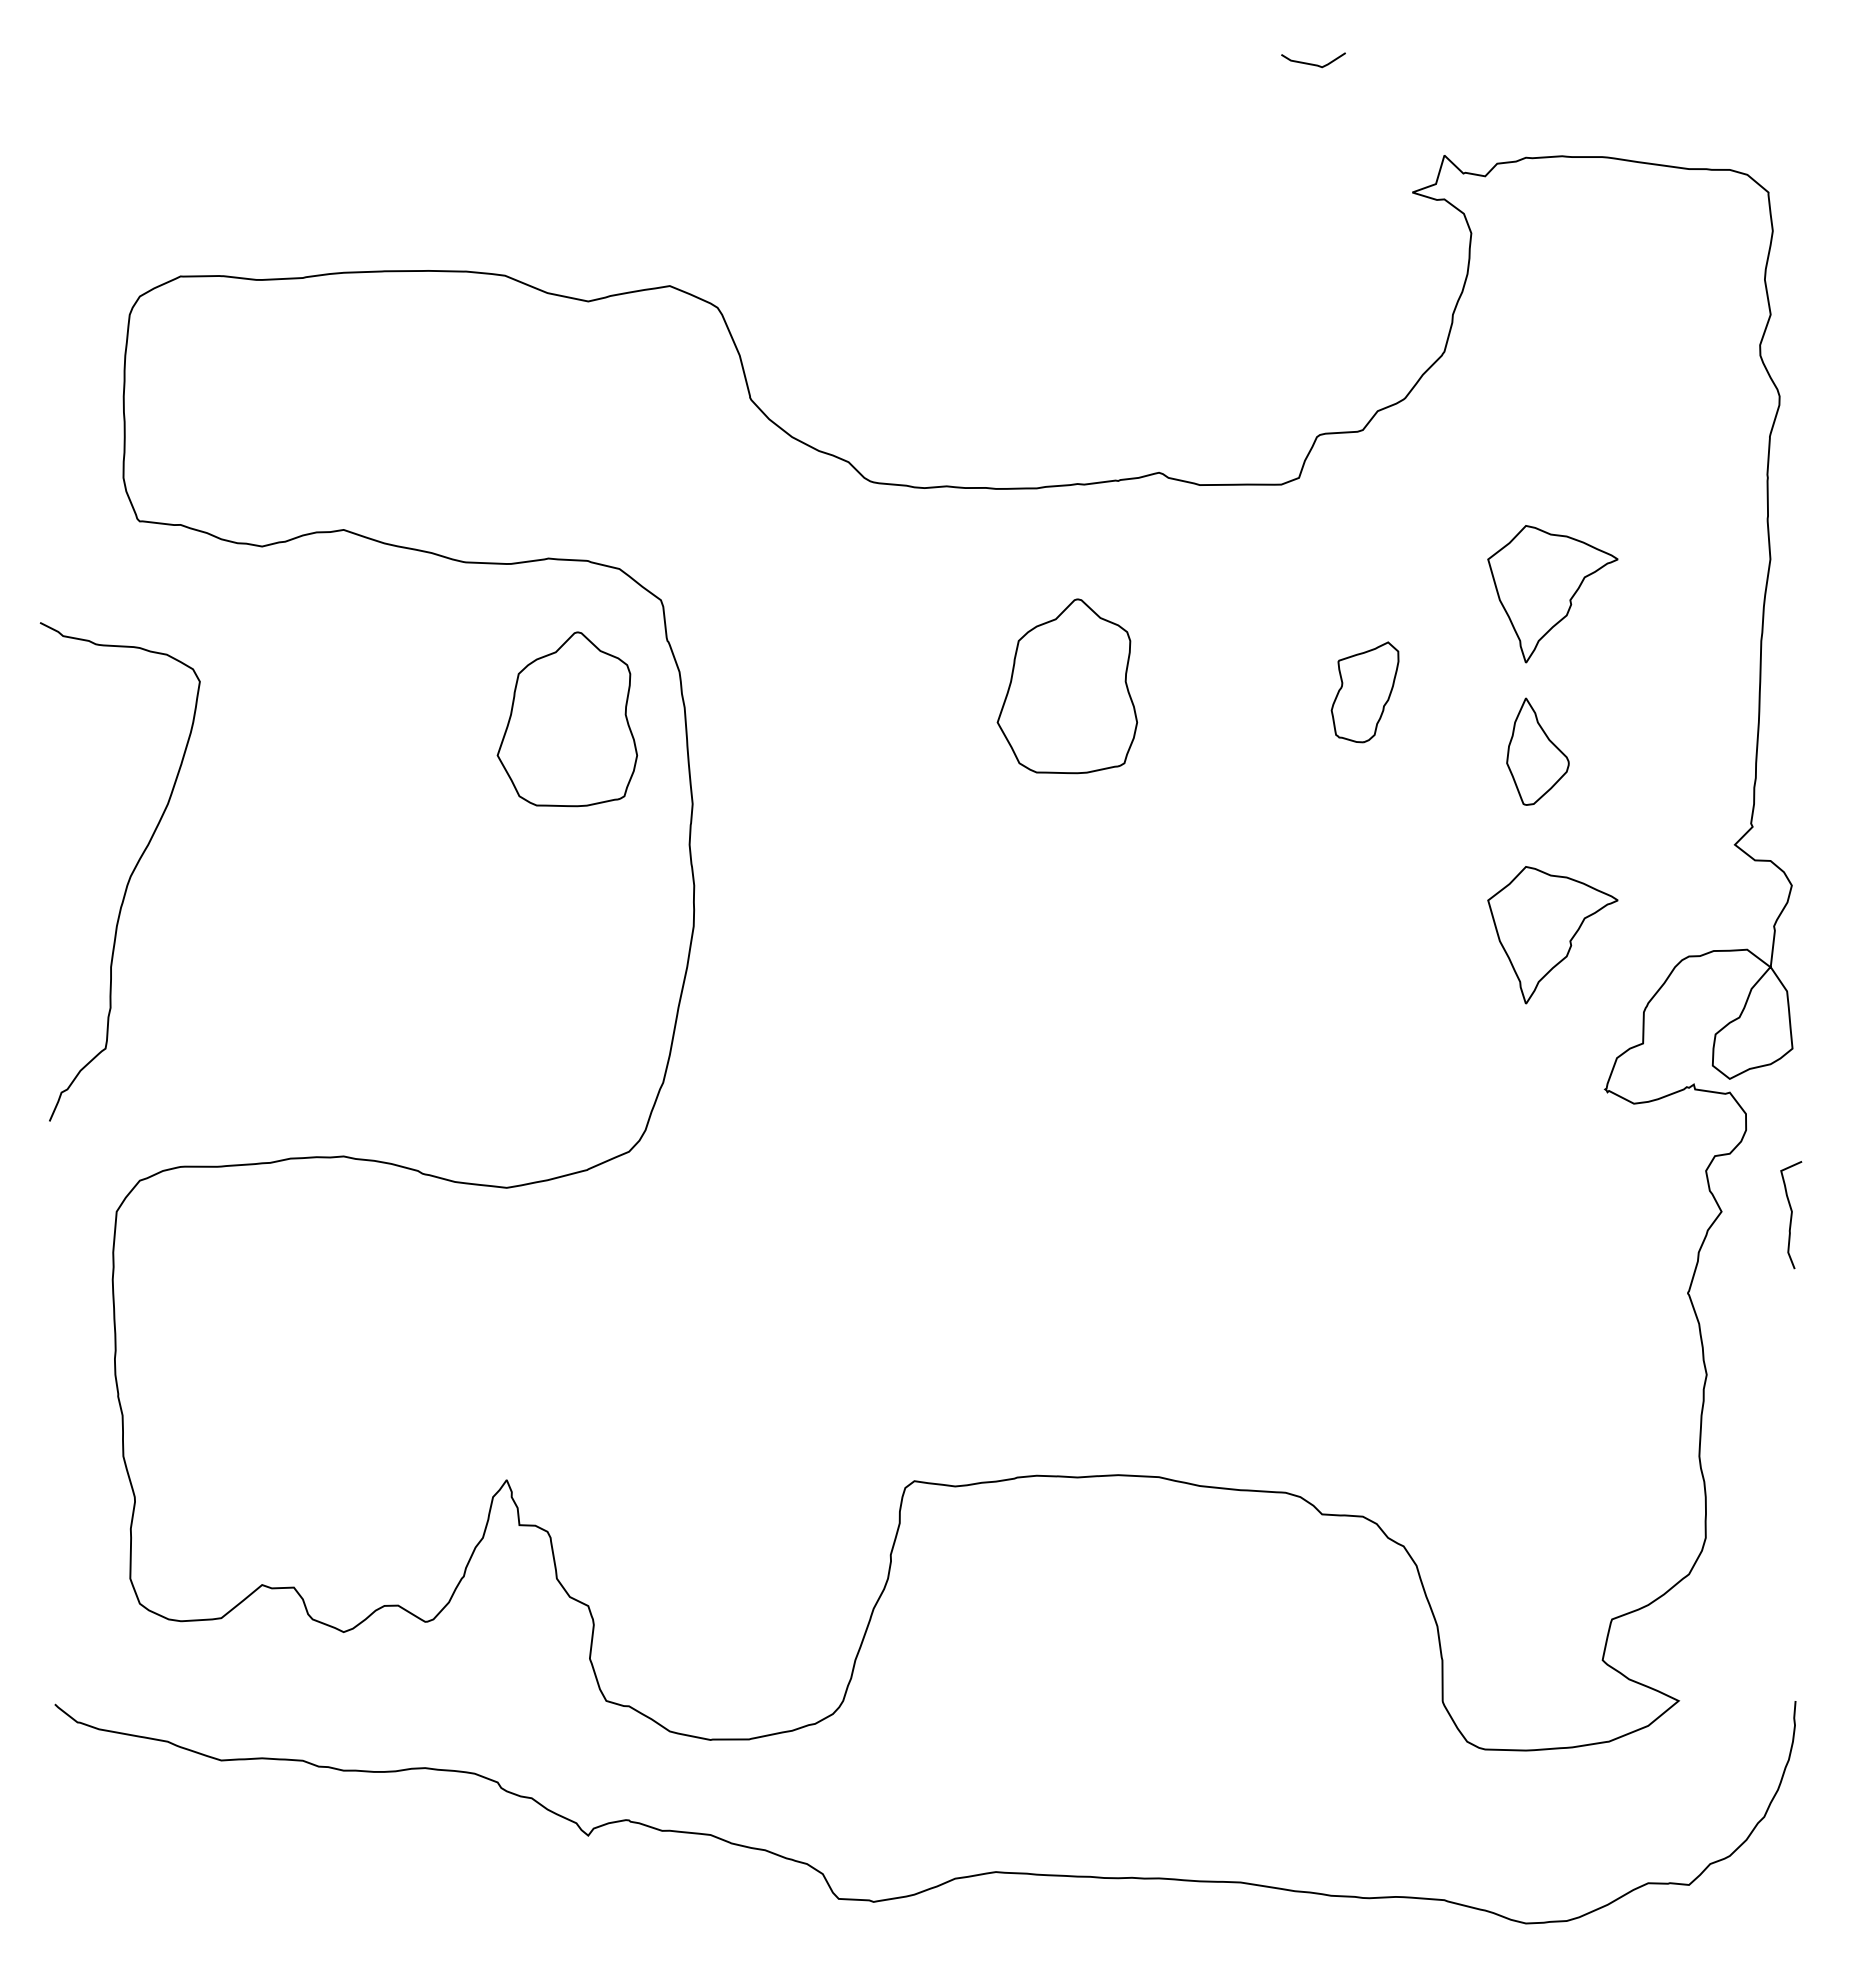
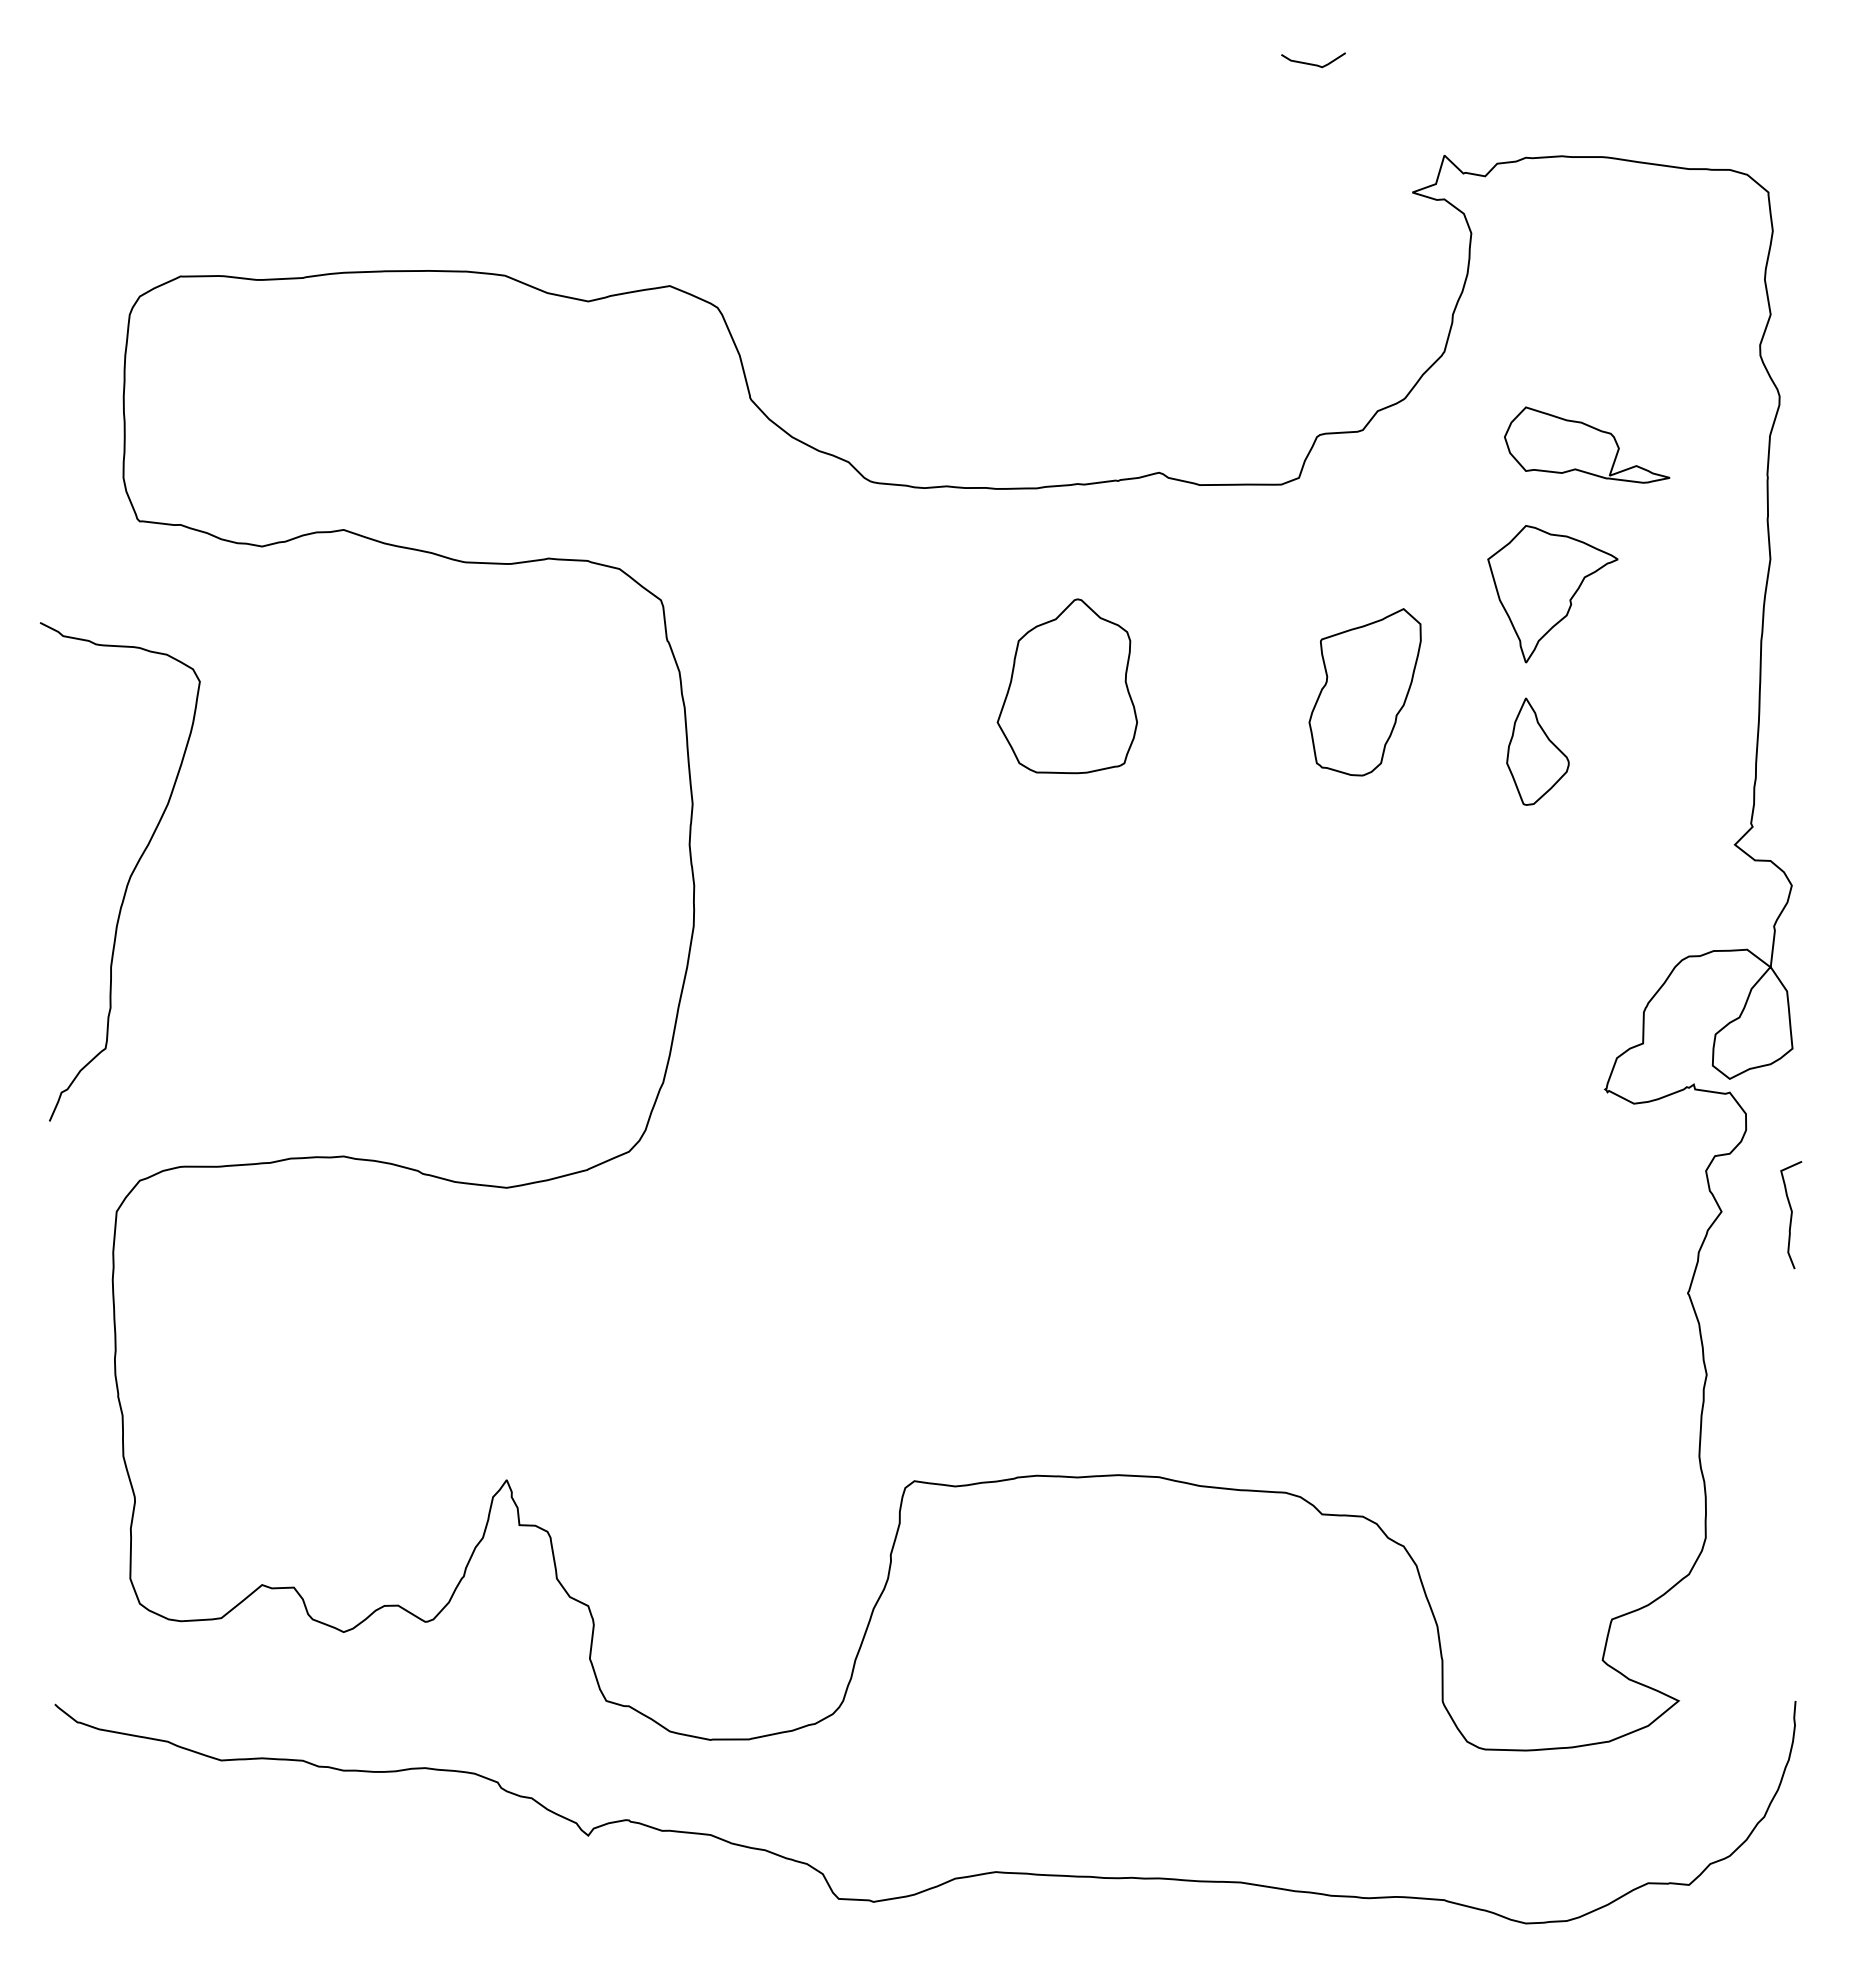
part: none -> present (1587, 444)
part size: 70x103 px -> 114x169 px (1364, 692)
part: present -> none (567, 719)
part: present -> none (1552, 935)
